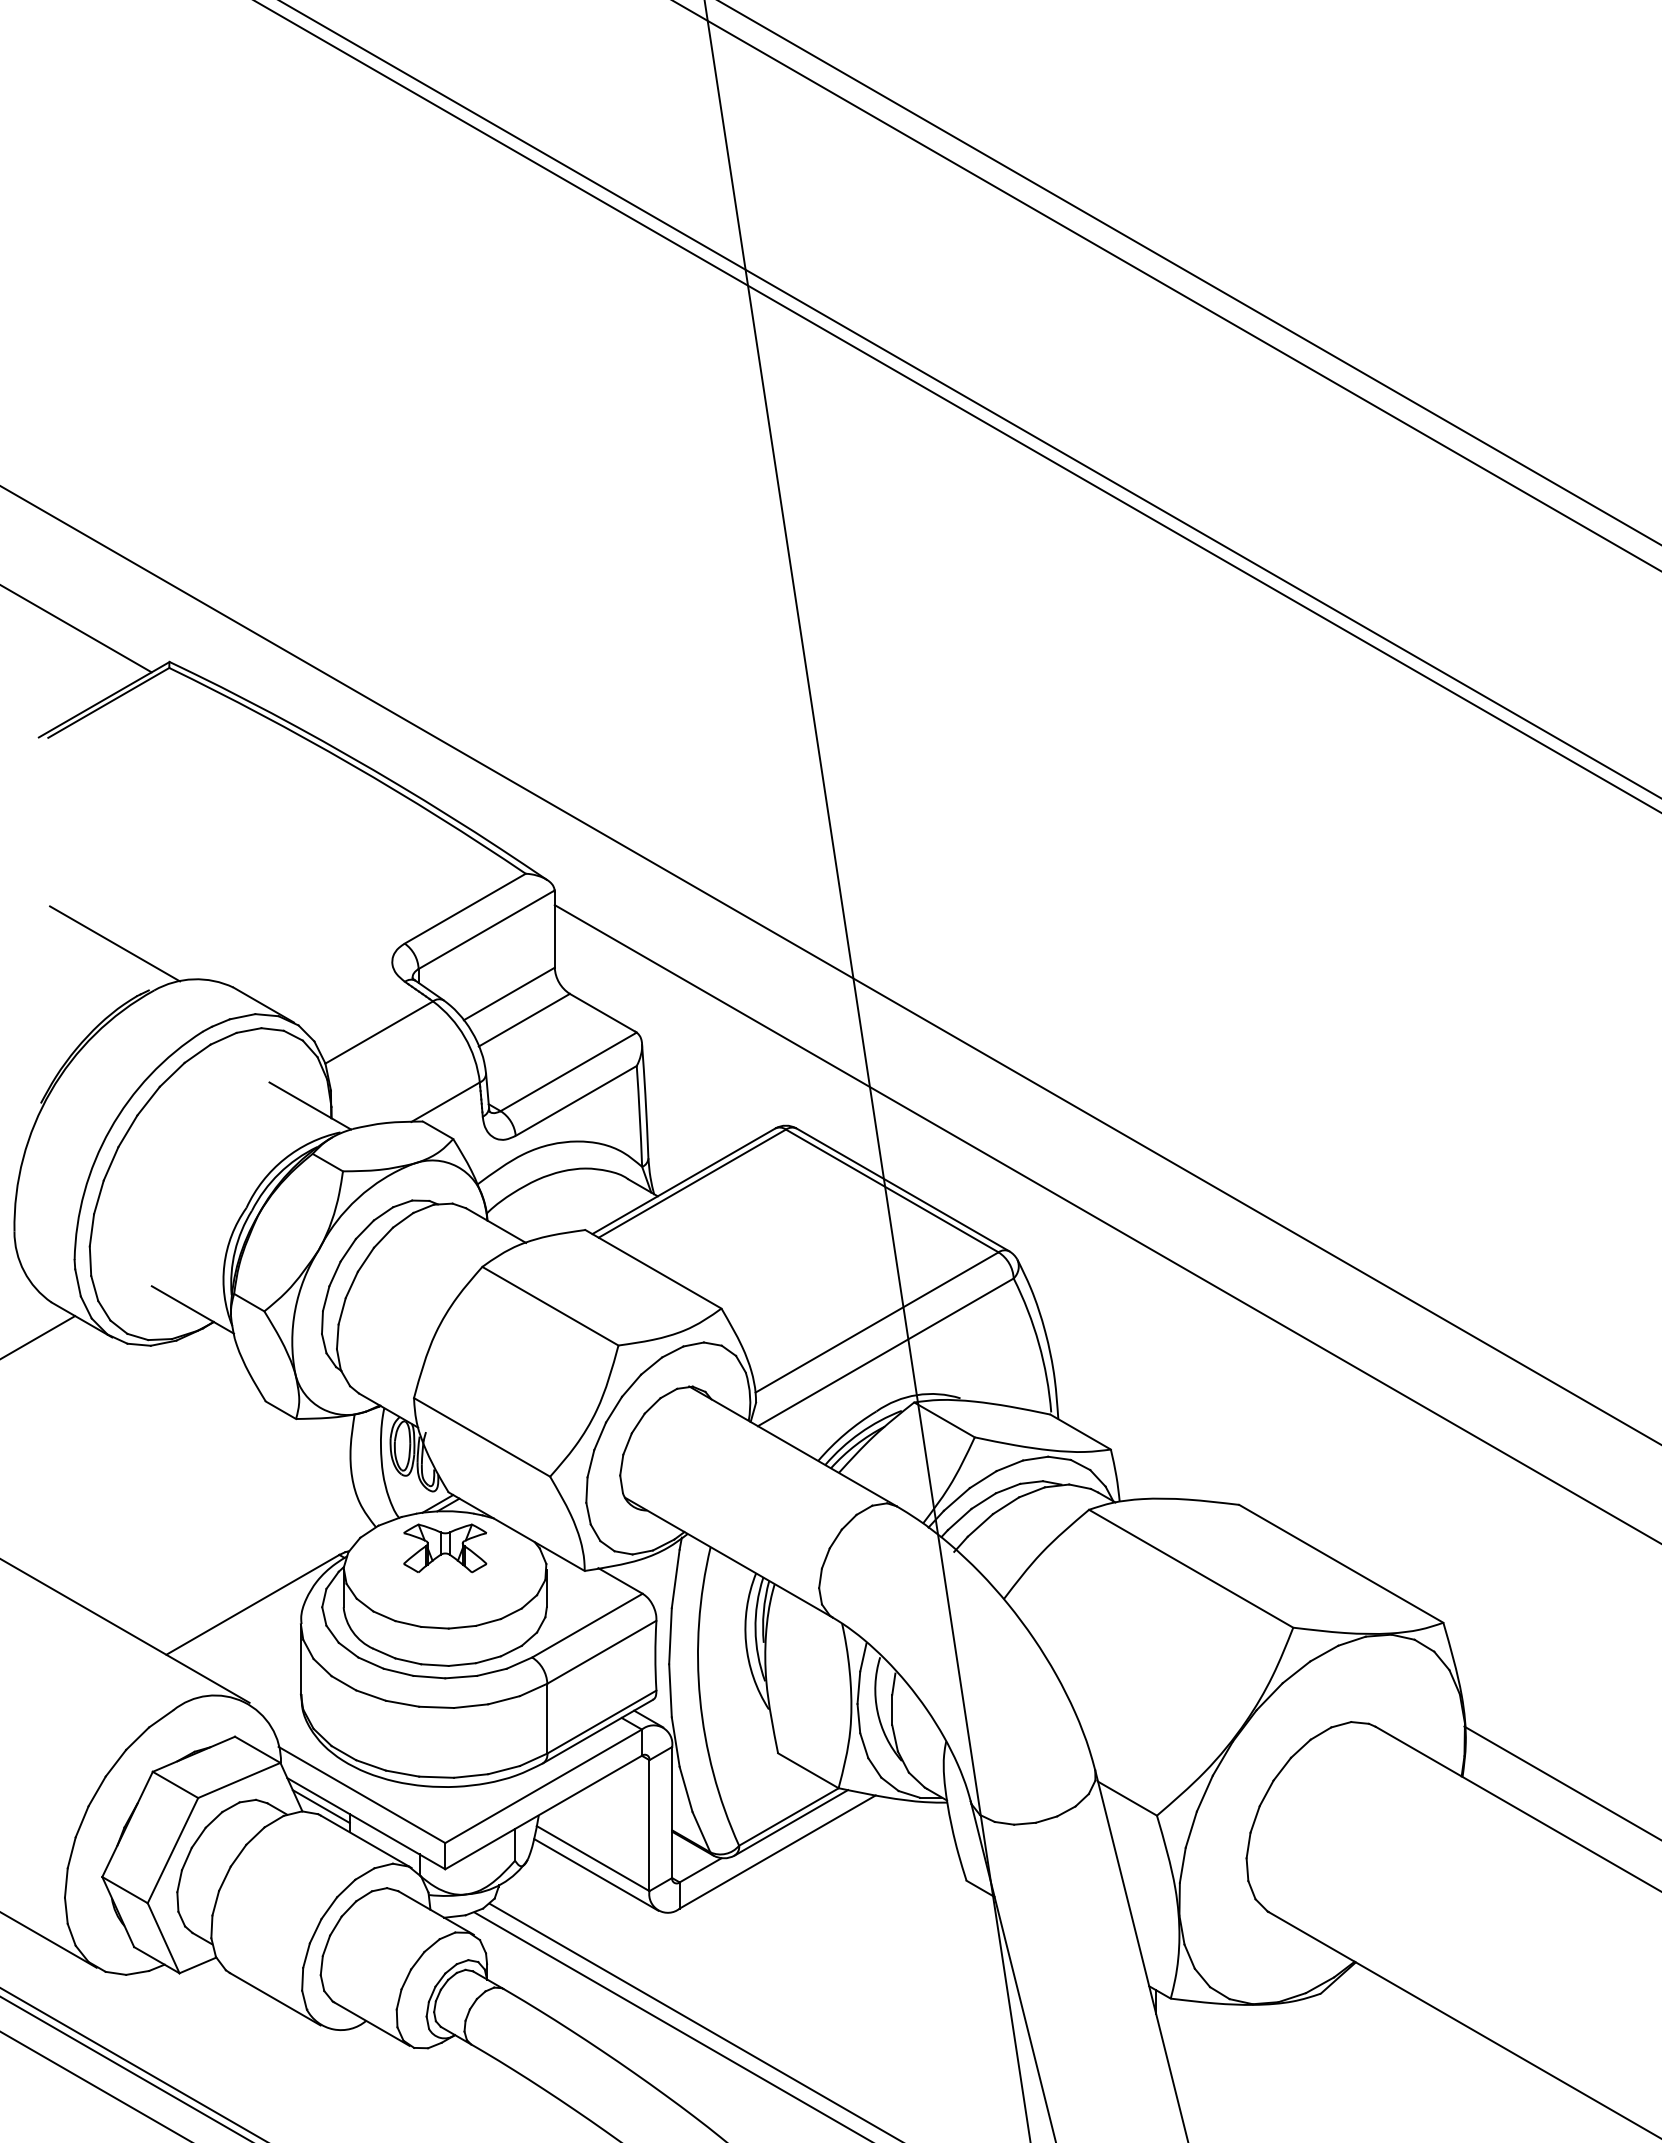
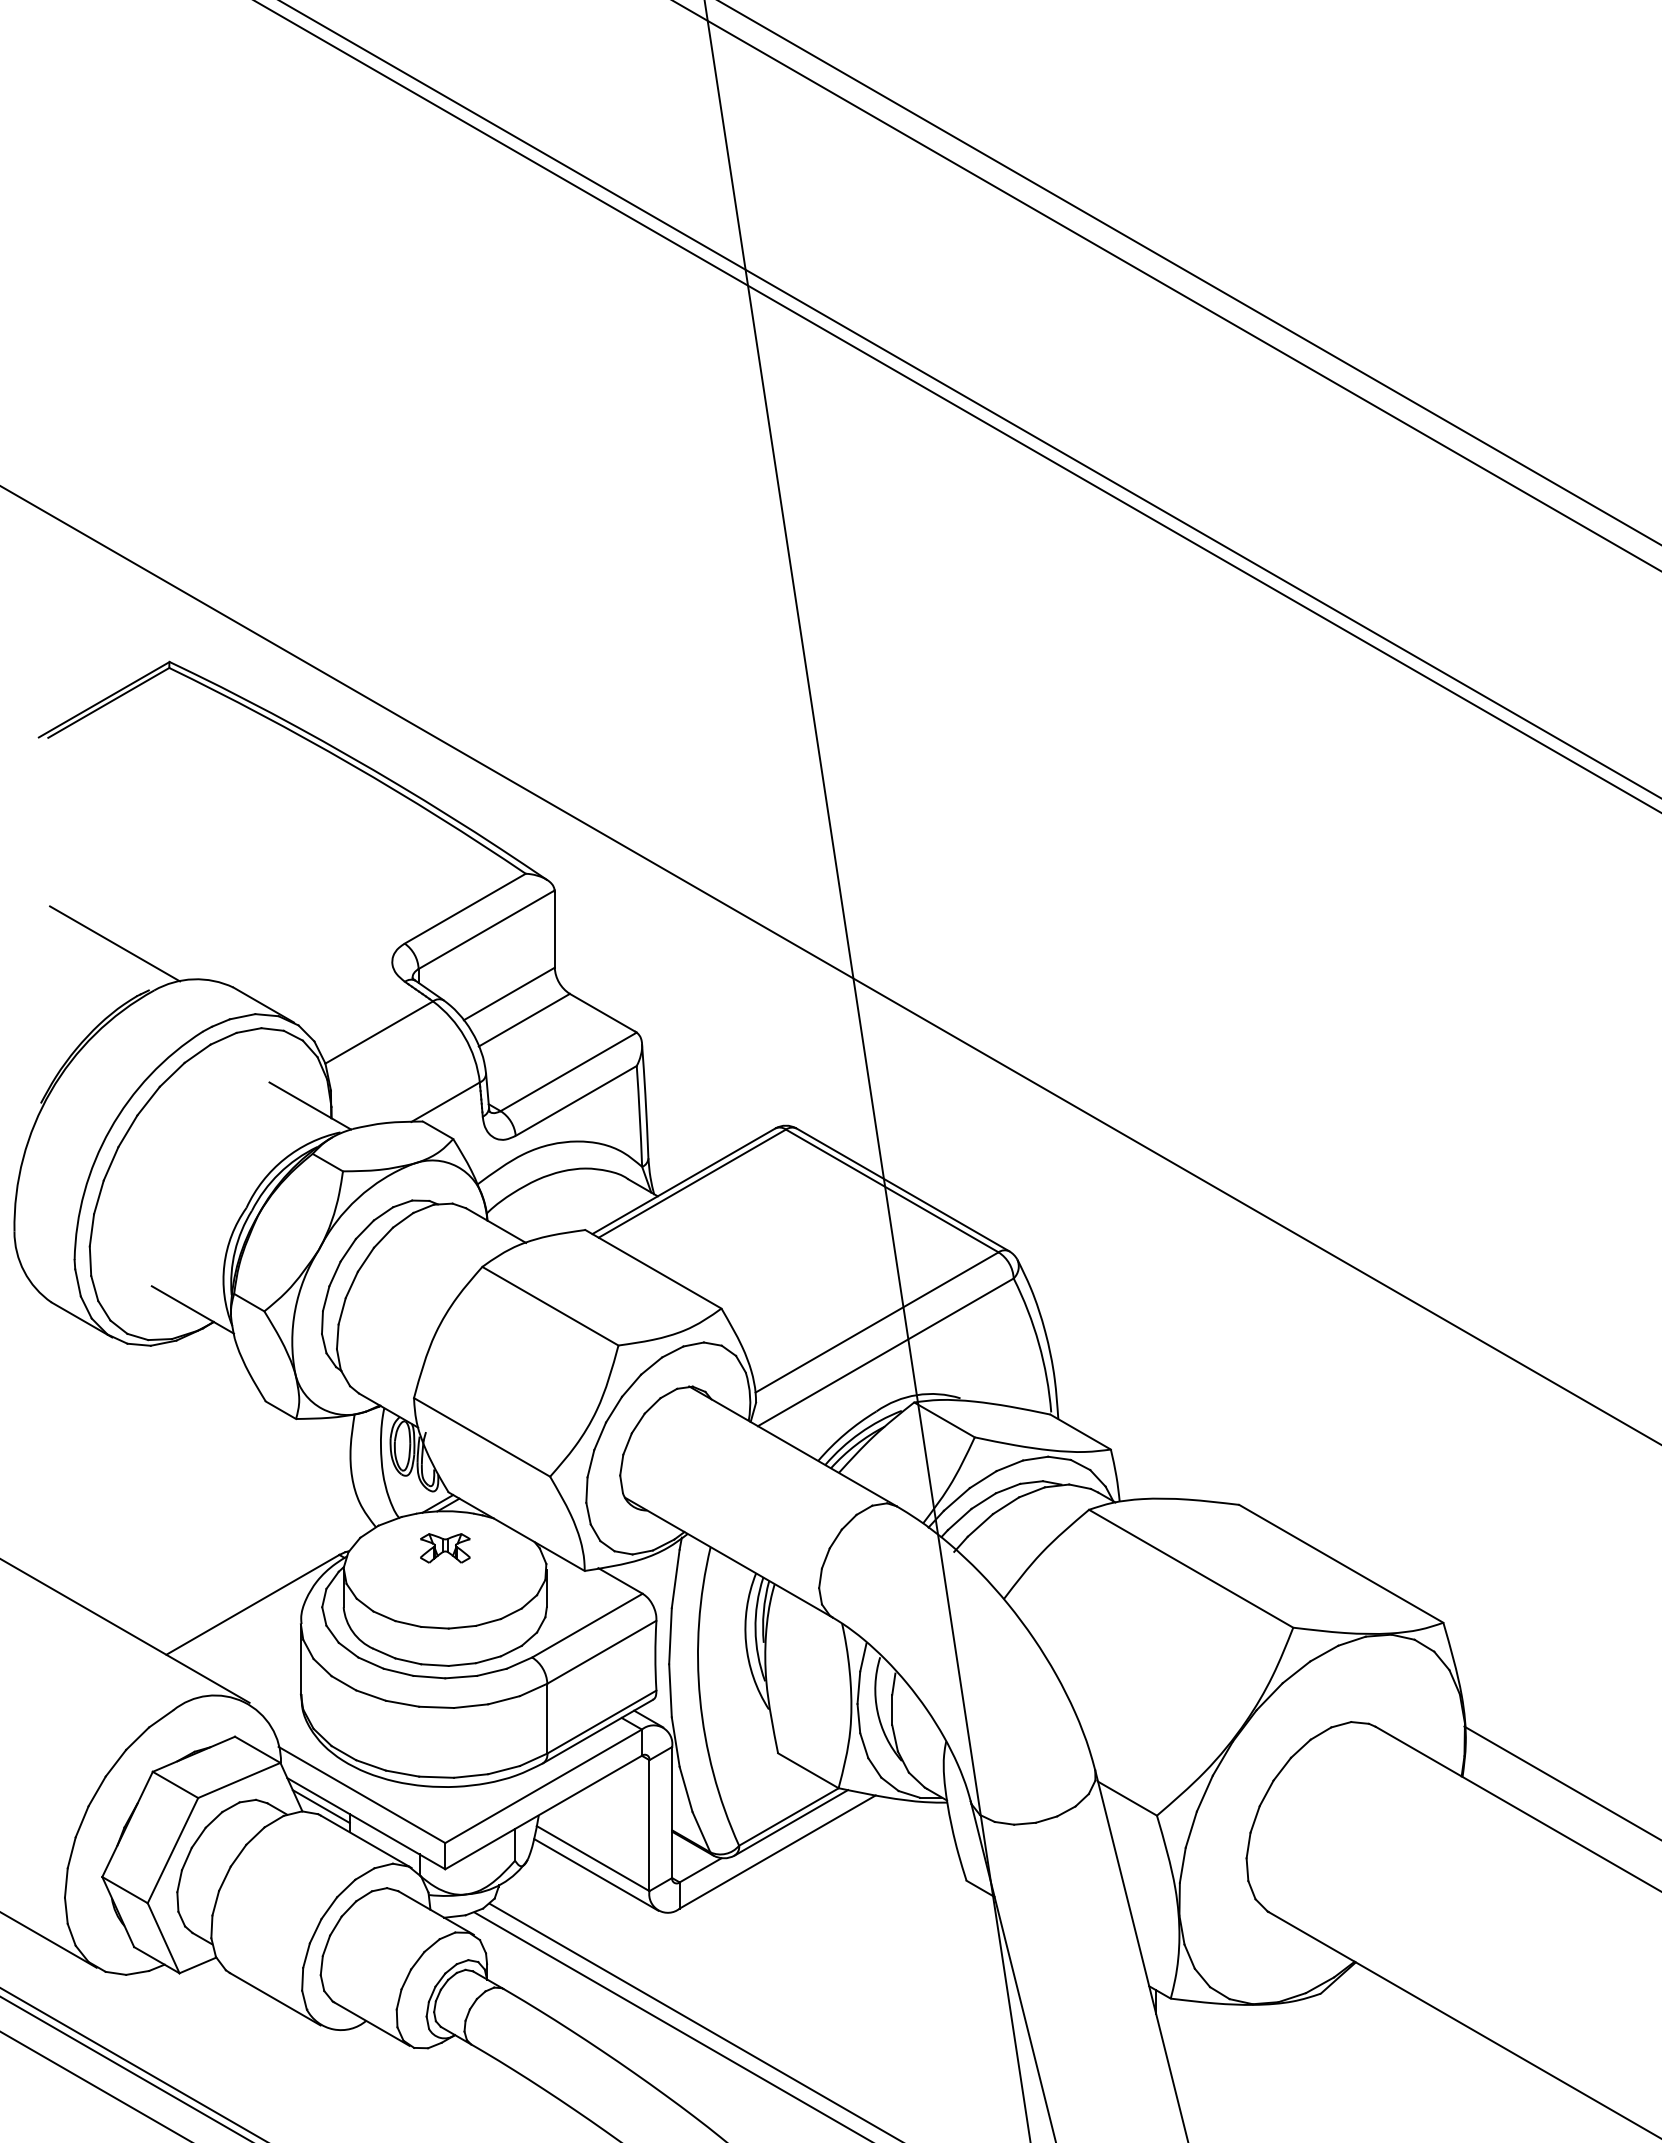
line: present -> none (76, 629)
line: present -> none (1106, 1223)
line: present -> none (38, 1336)
part size: 85x51 px -> 51x31 px (445, 1548)
